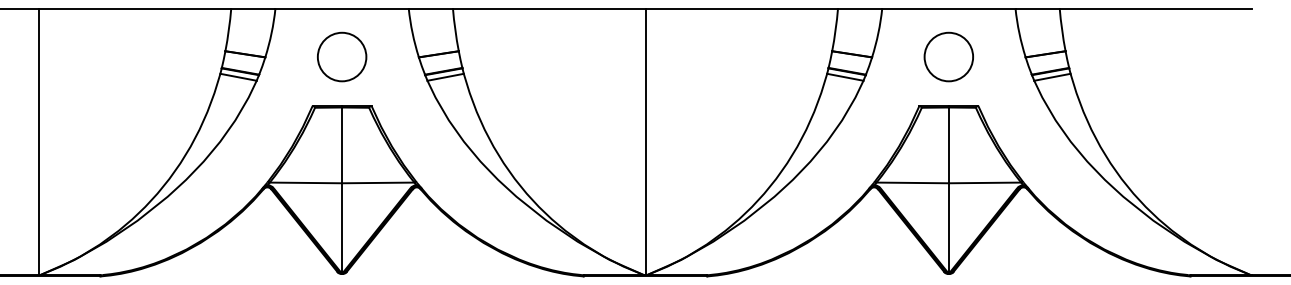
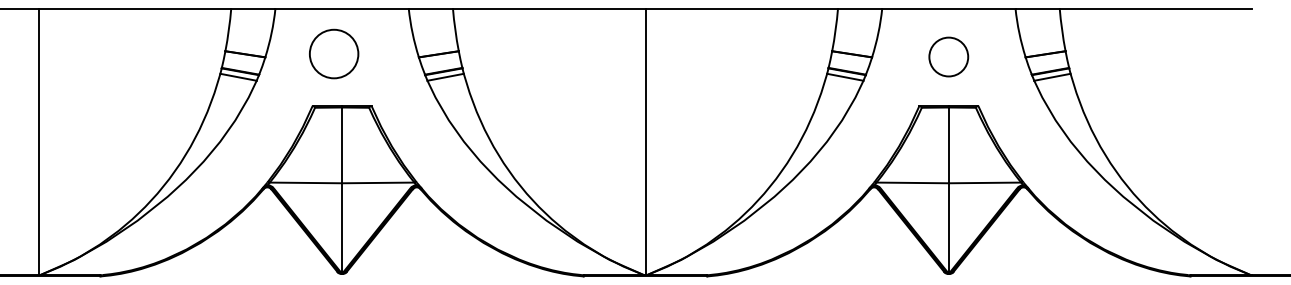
circle position: (342, 56) -> (334, 53) (334, 53)
circle size: 51x52 px -> 42x42 px (948, 56)
